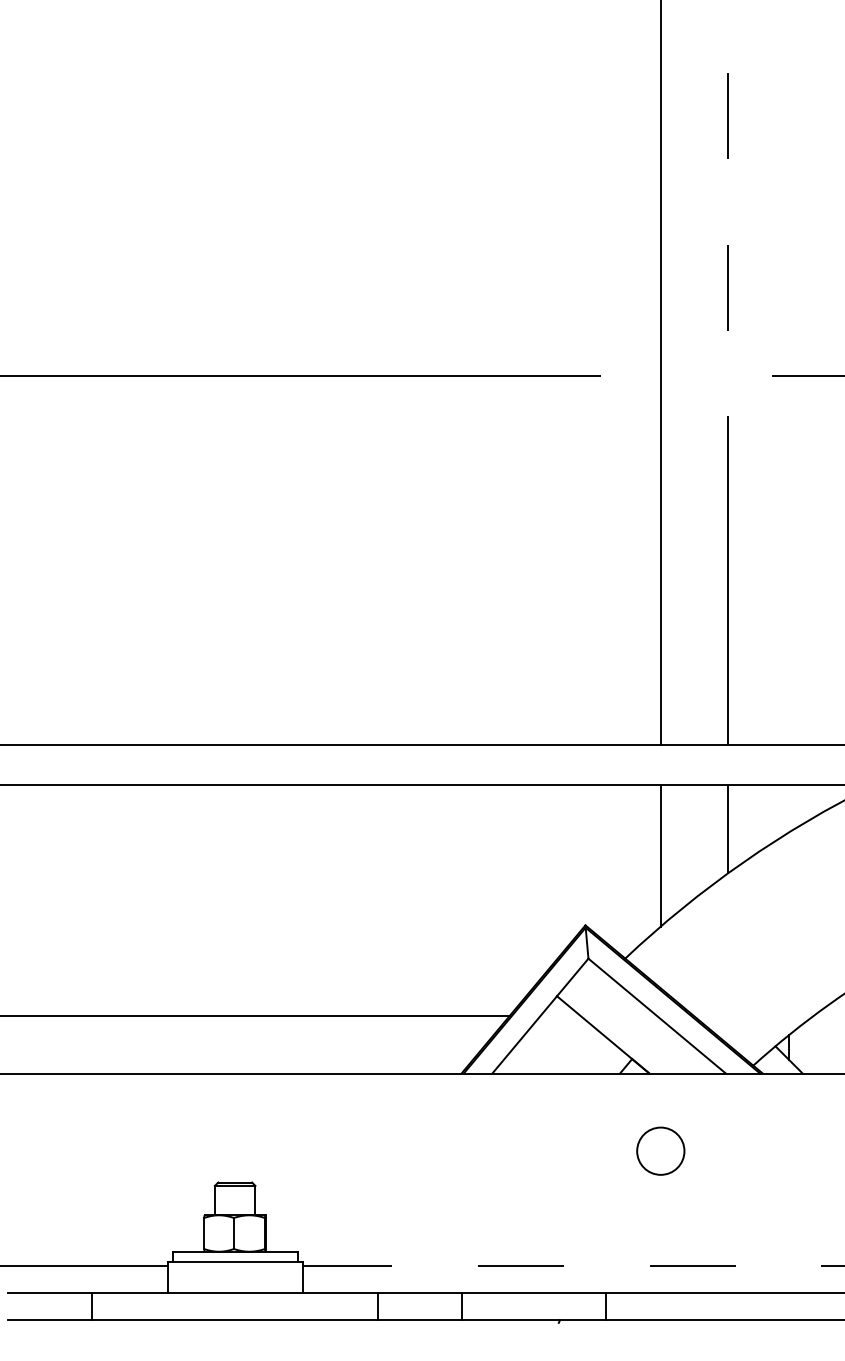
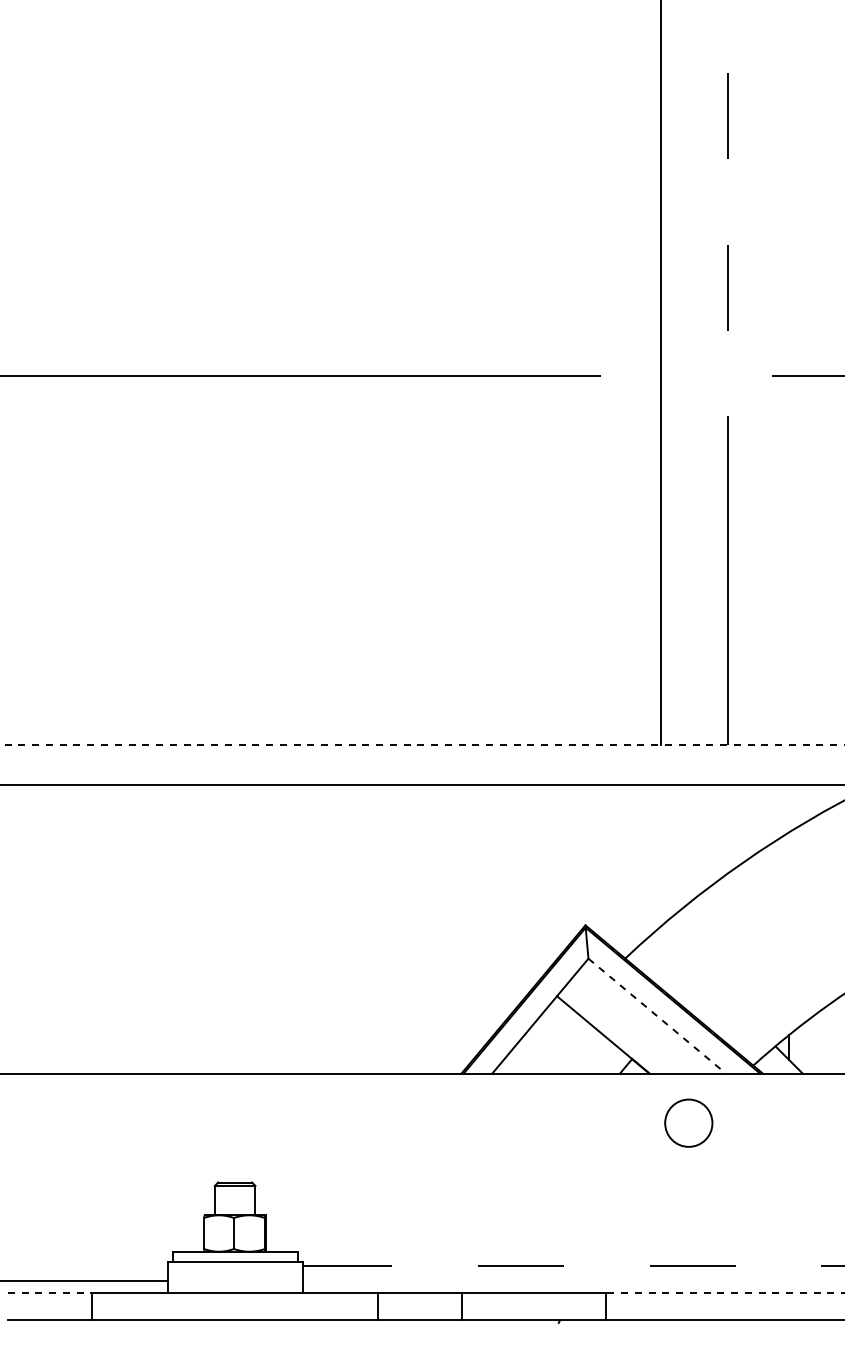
line: solid -> dashed (422, 744)
line: present -> none (728, 829)
line: present -> none (660, 855)
line: present -> none (255, 1016)
line: solid -> dashed (657, 1016)
circle position: (660, 1150) -> (688, 1122) (688, 1122)
line position: (84, 1266) -> (84, 1281) (84, 1281)
line: solid -> dashed (49, 1293)
line: solid -> dashed (724, 1293)
